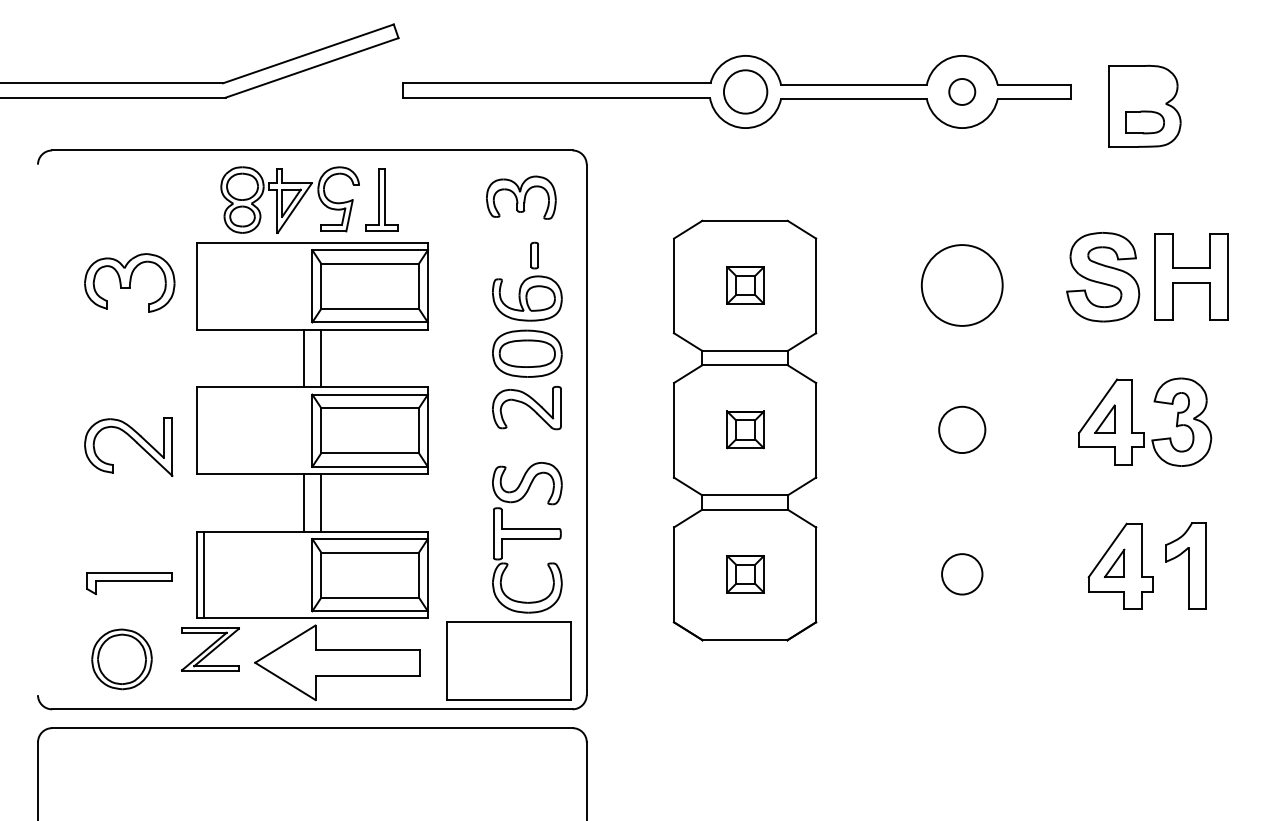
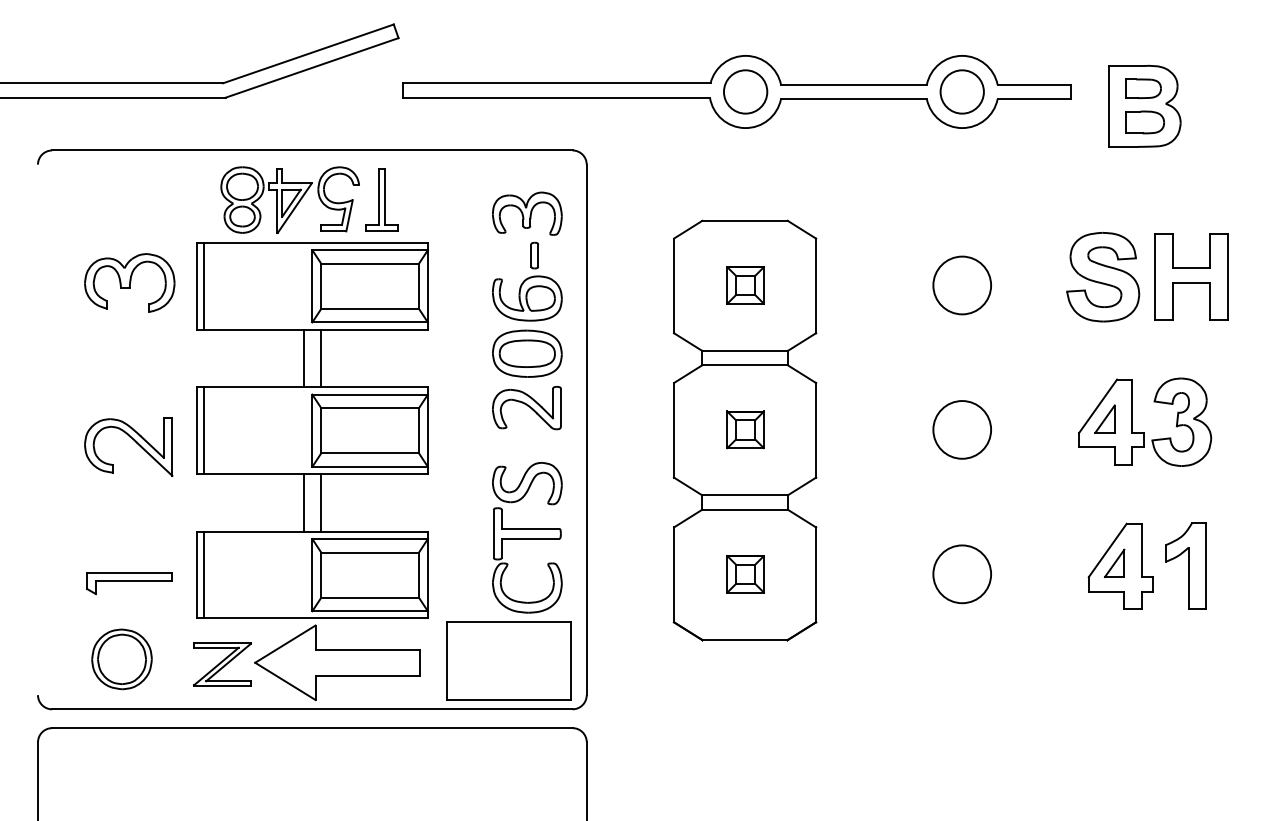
part: none -> present (1143, 88)
circle diameter: 26 px -> 43 px (961, 91)
part position: (521, 197) -> (527, 213) (527, 213)
line: none -> present (204, 285)
circle diameter: 81 px -> 58 px (962, 285)
circle diameter: 46 px -> 58 px (962, 429)
line: none -> present (204, 430)
circle diameter: 40 px -> 58 px (962, 574)
part position: (210, 649) -> (222, 664) (222, 664)
